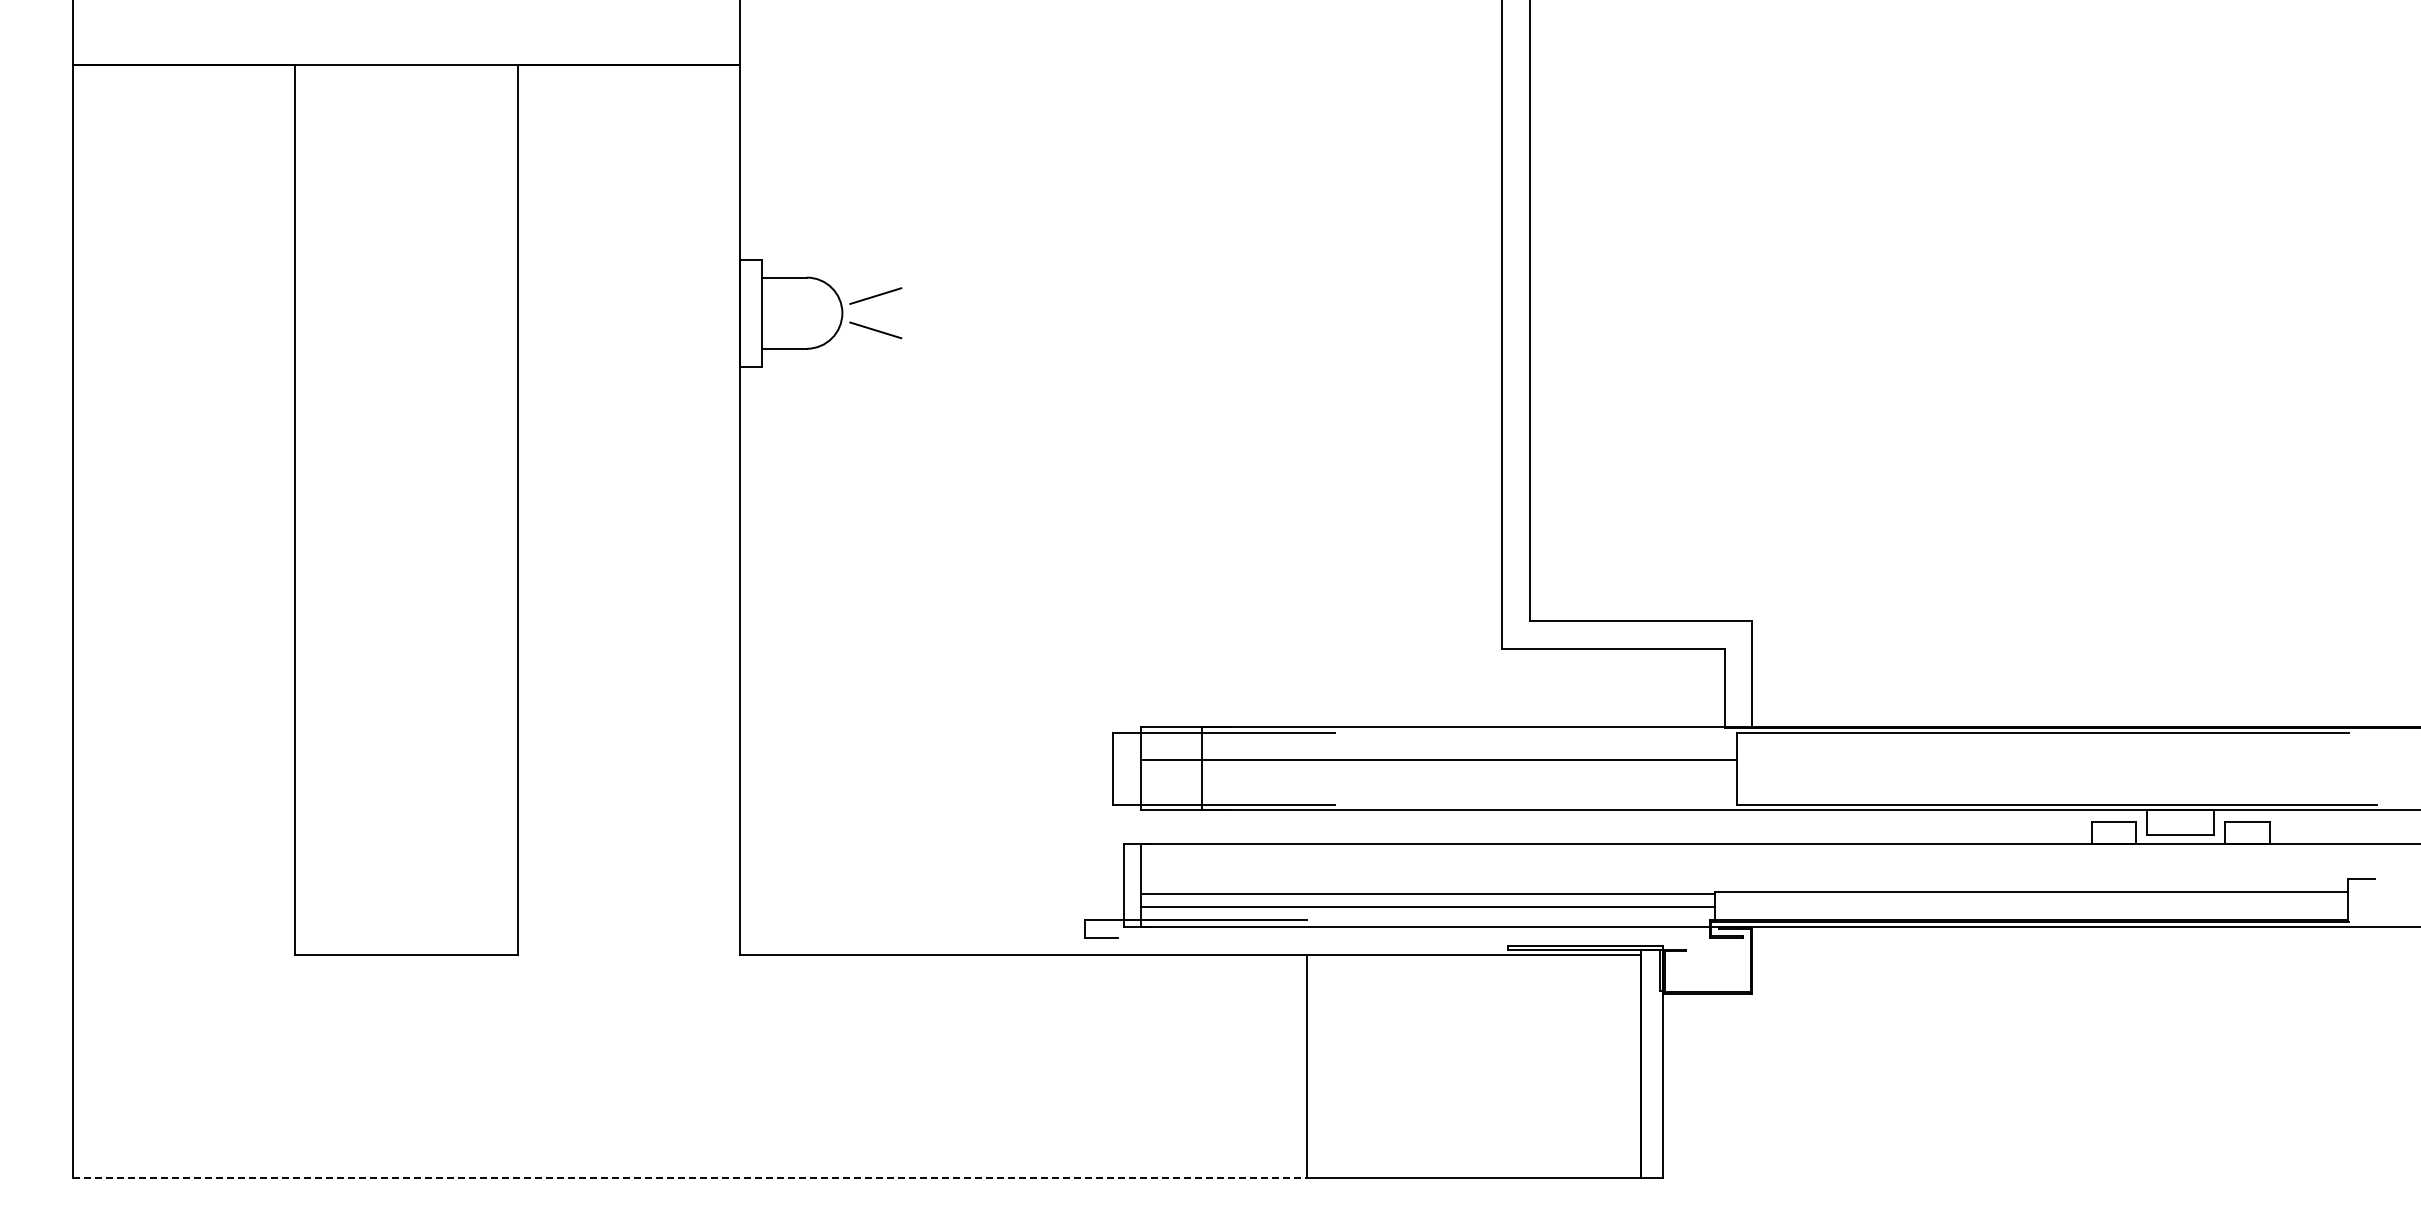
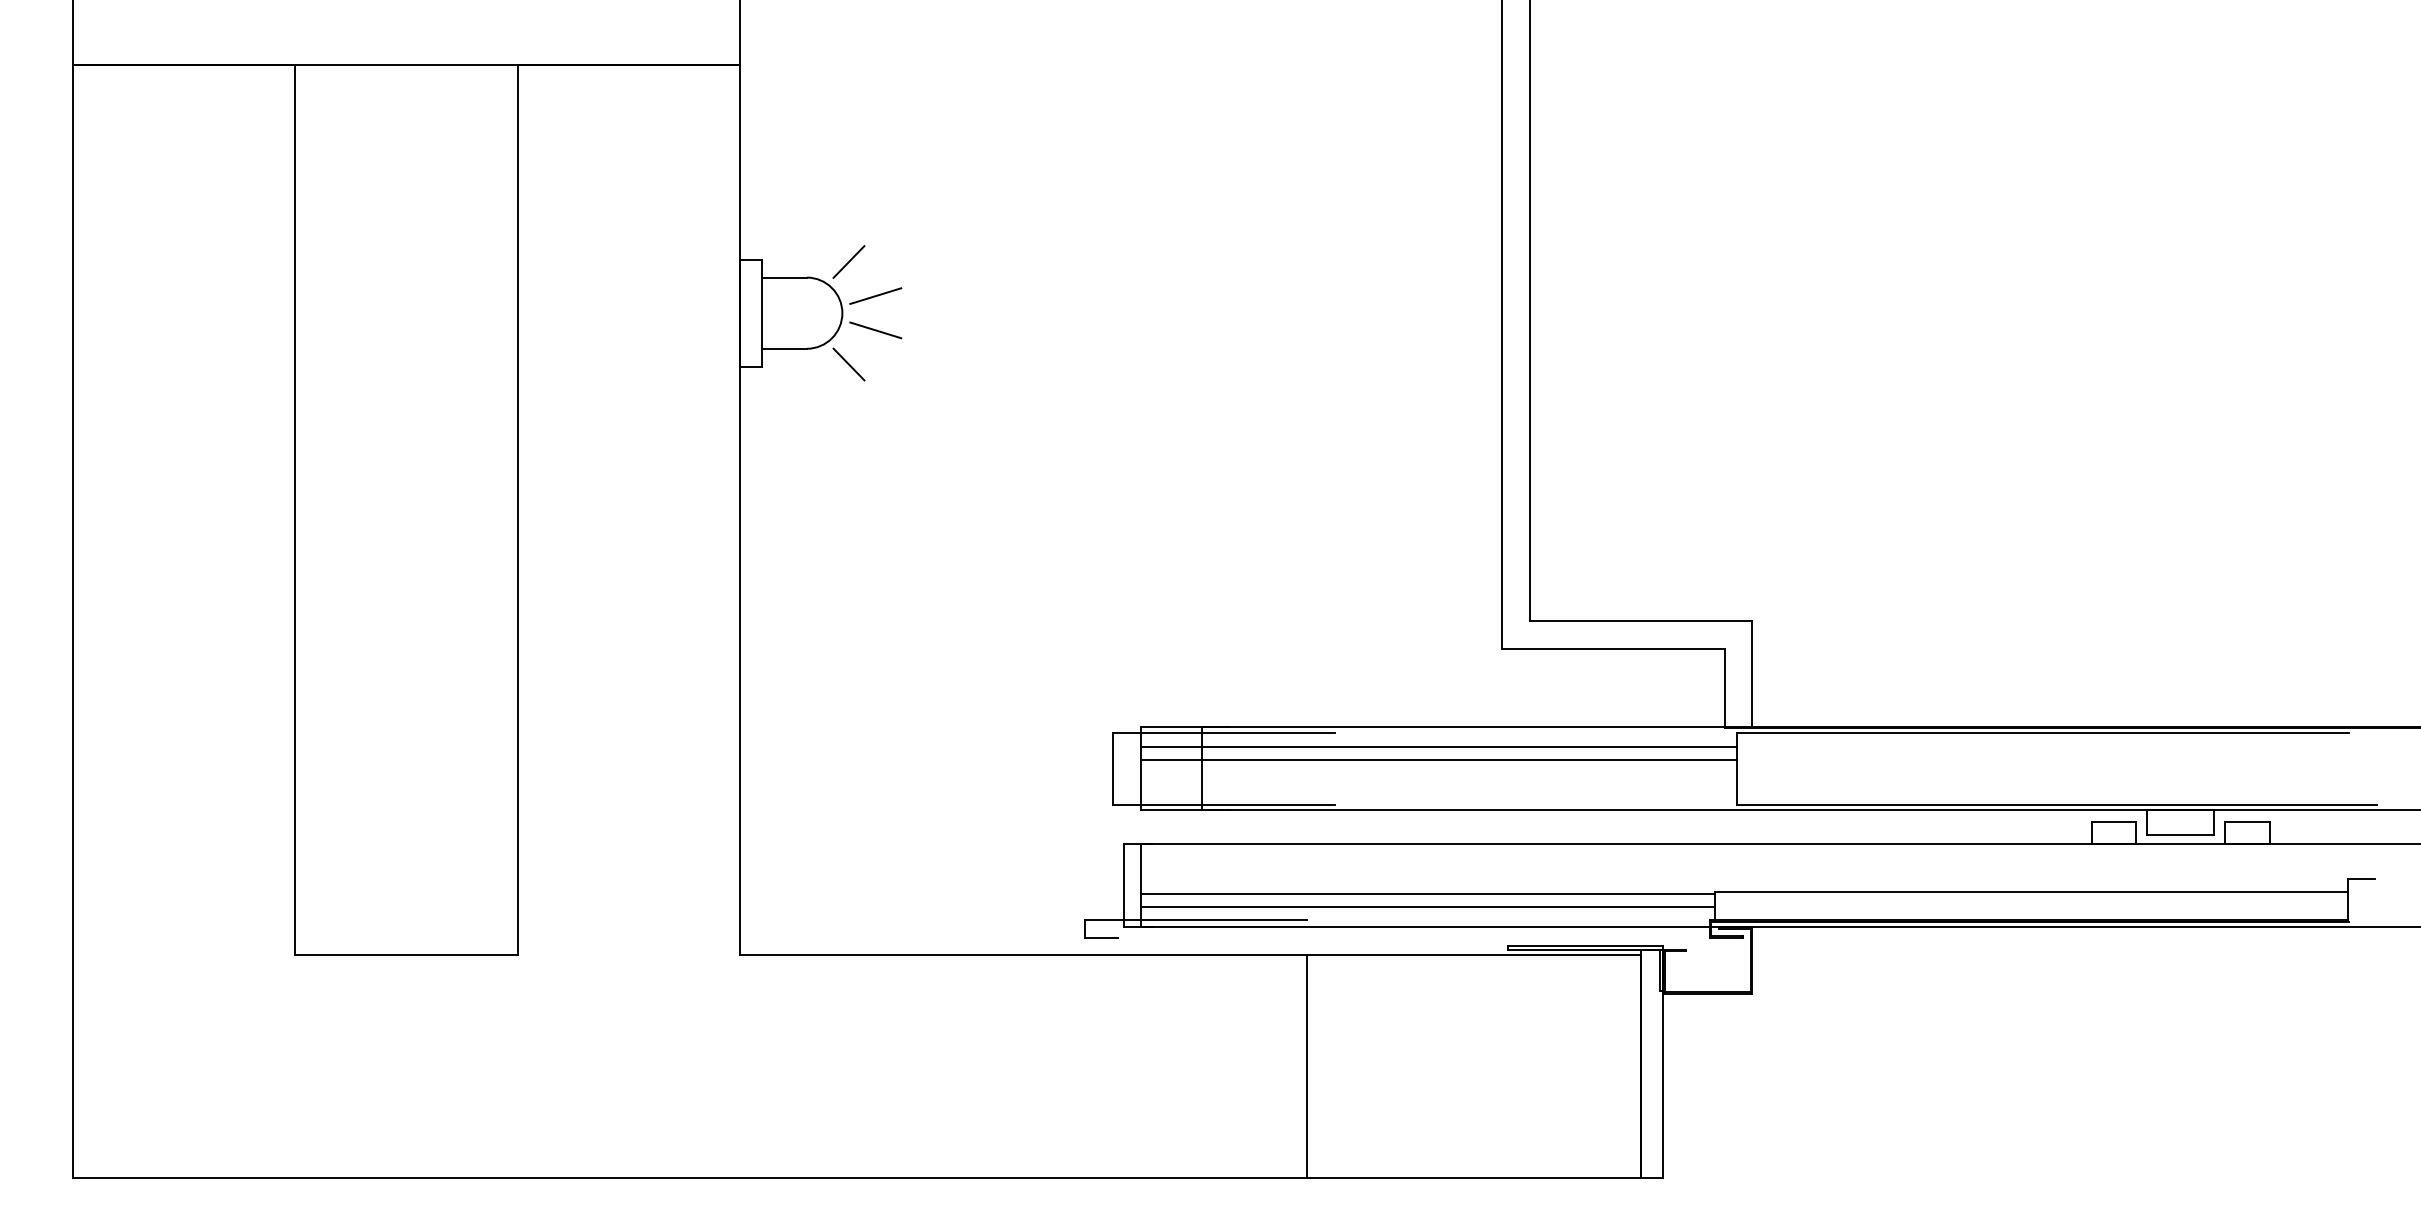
line: none -> present (848, 261)
line: none -> present (848, 364)
line: none -> present (1438, 747)
line: dashed -> solid (690, 1177)
